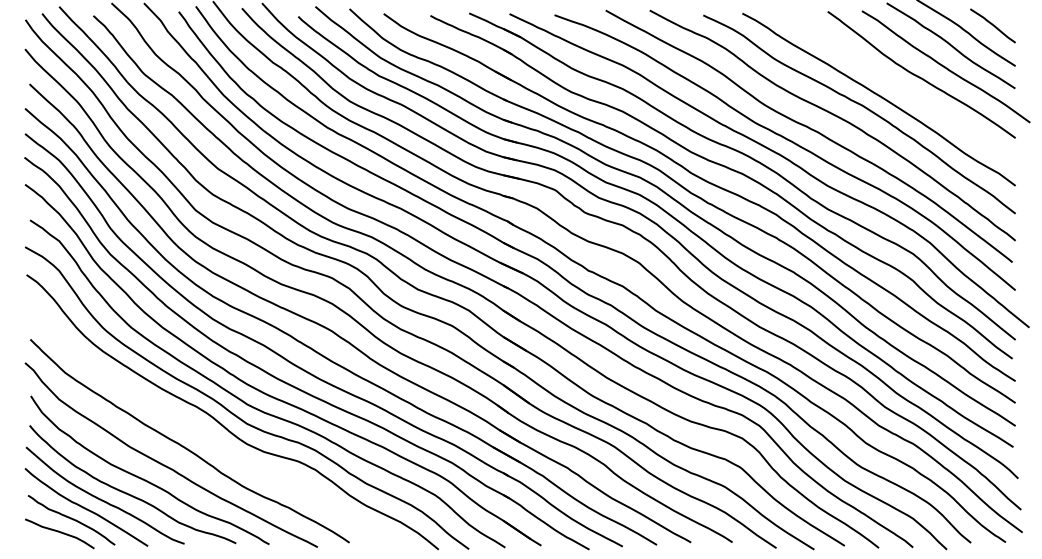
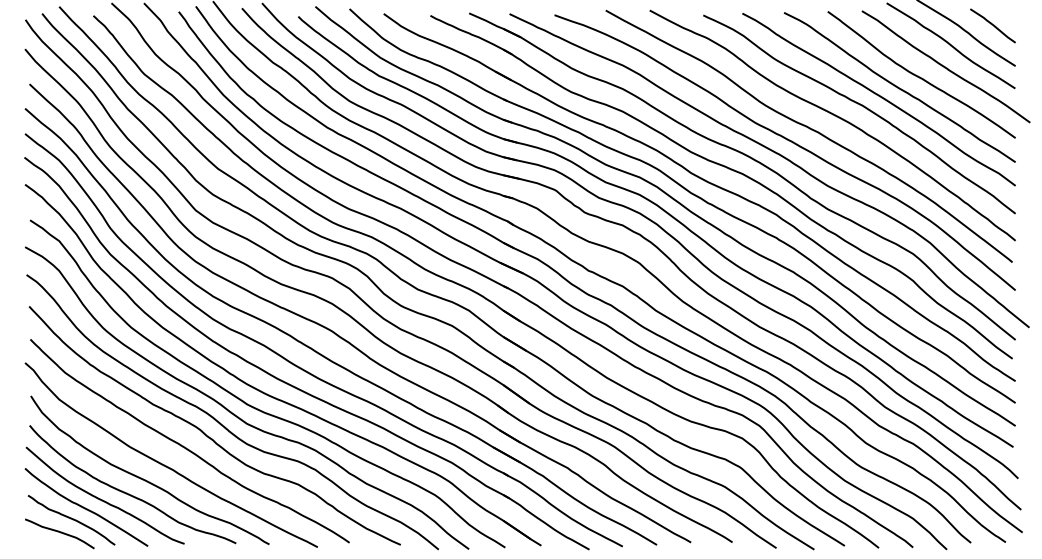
curve: none -> present (899, 87)
curve: none -> present (205, 433)
